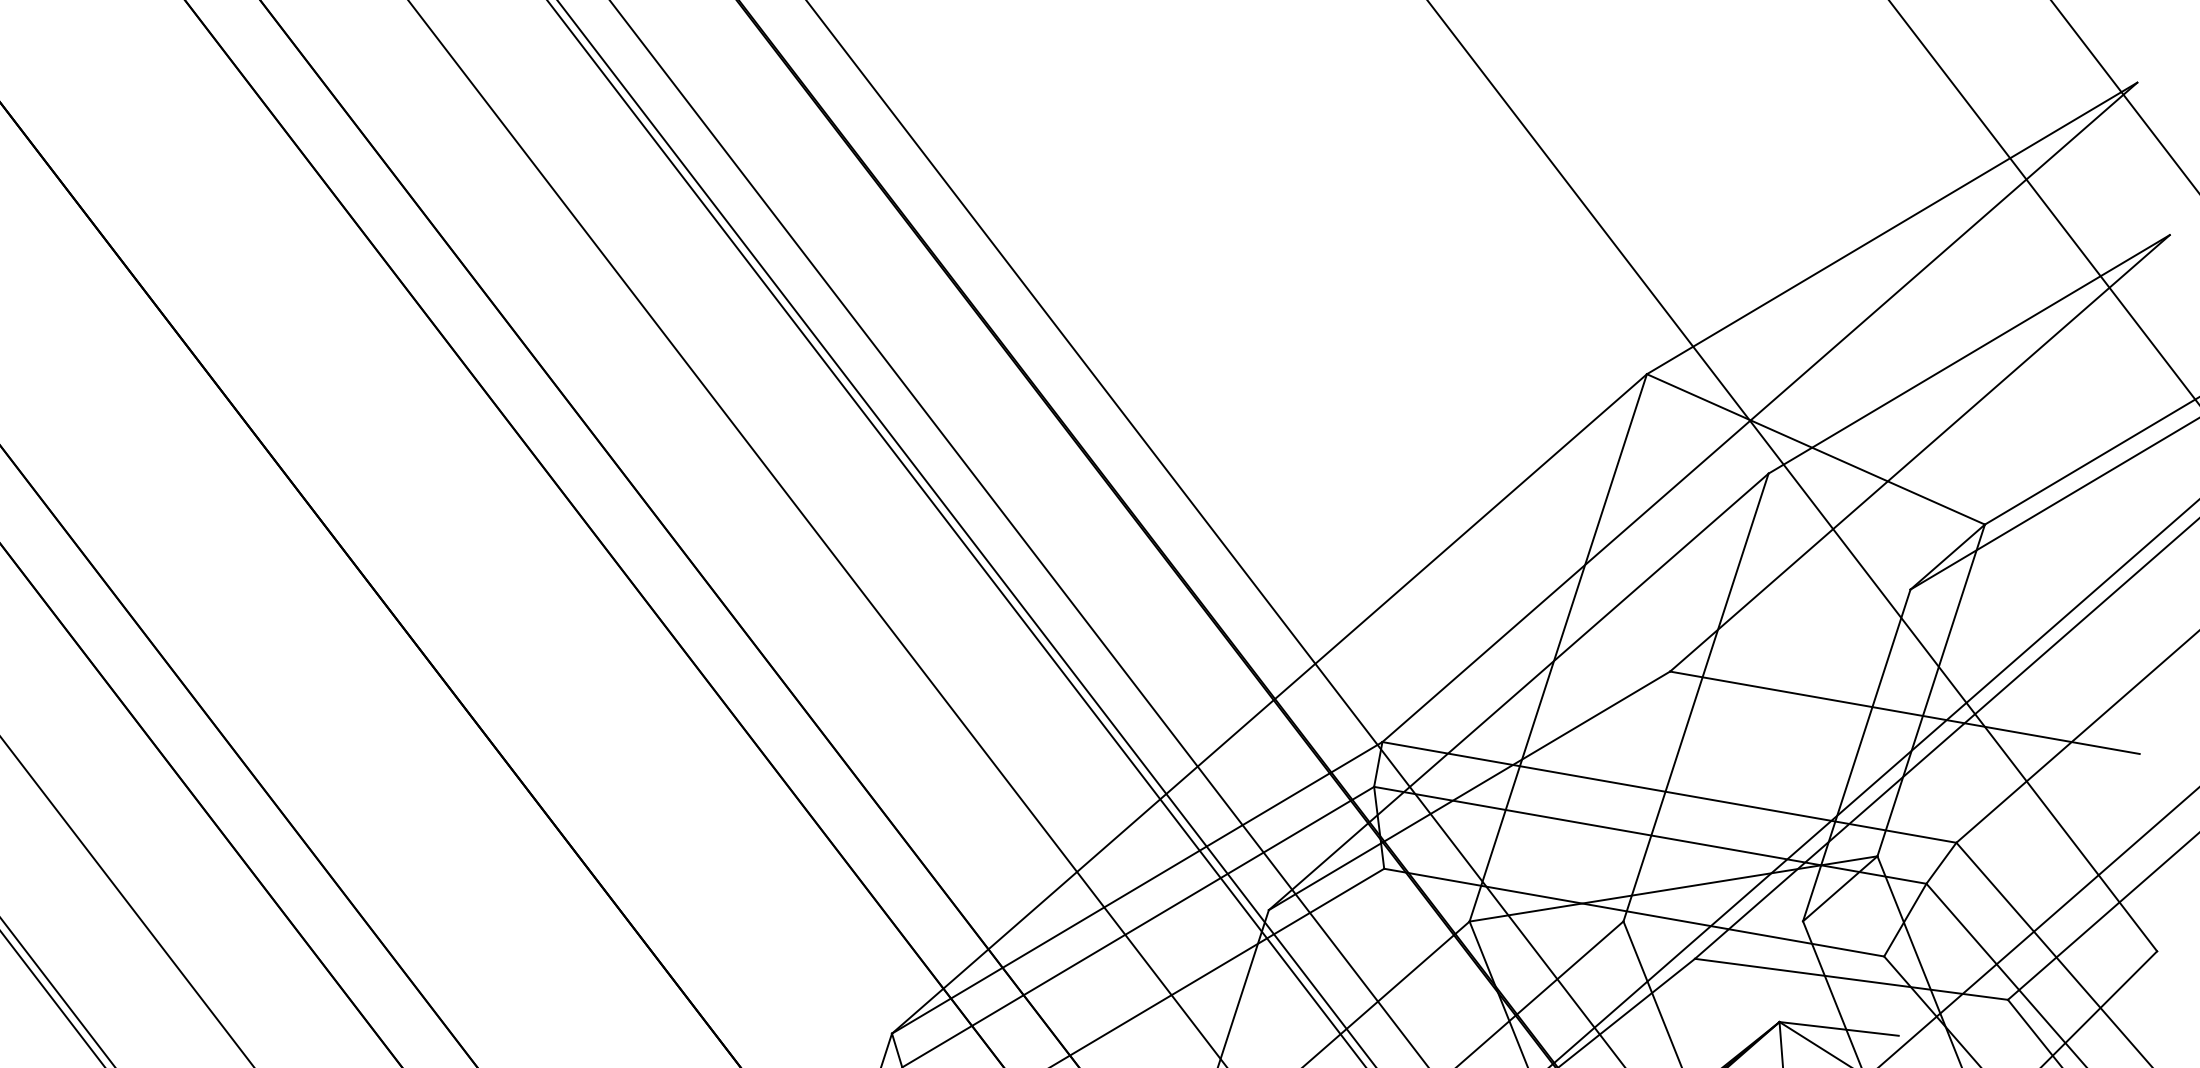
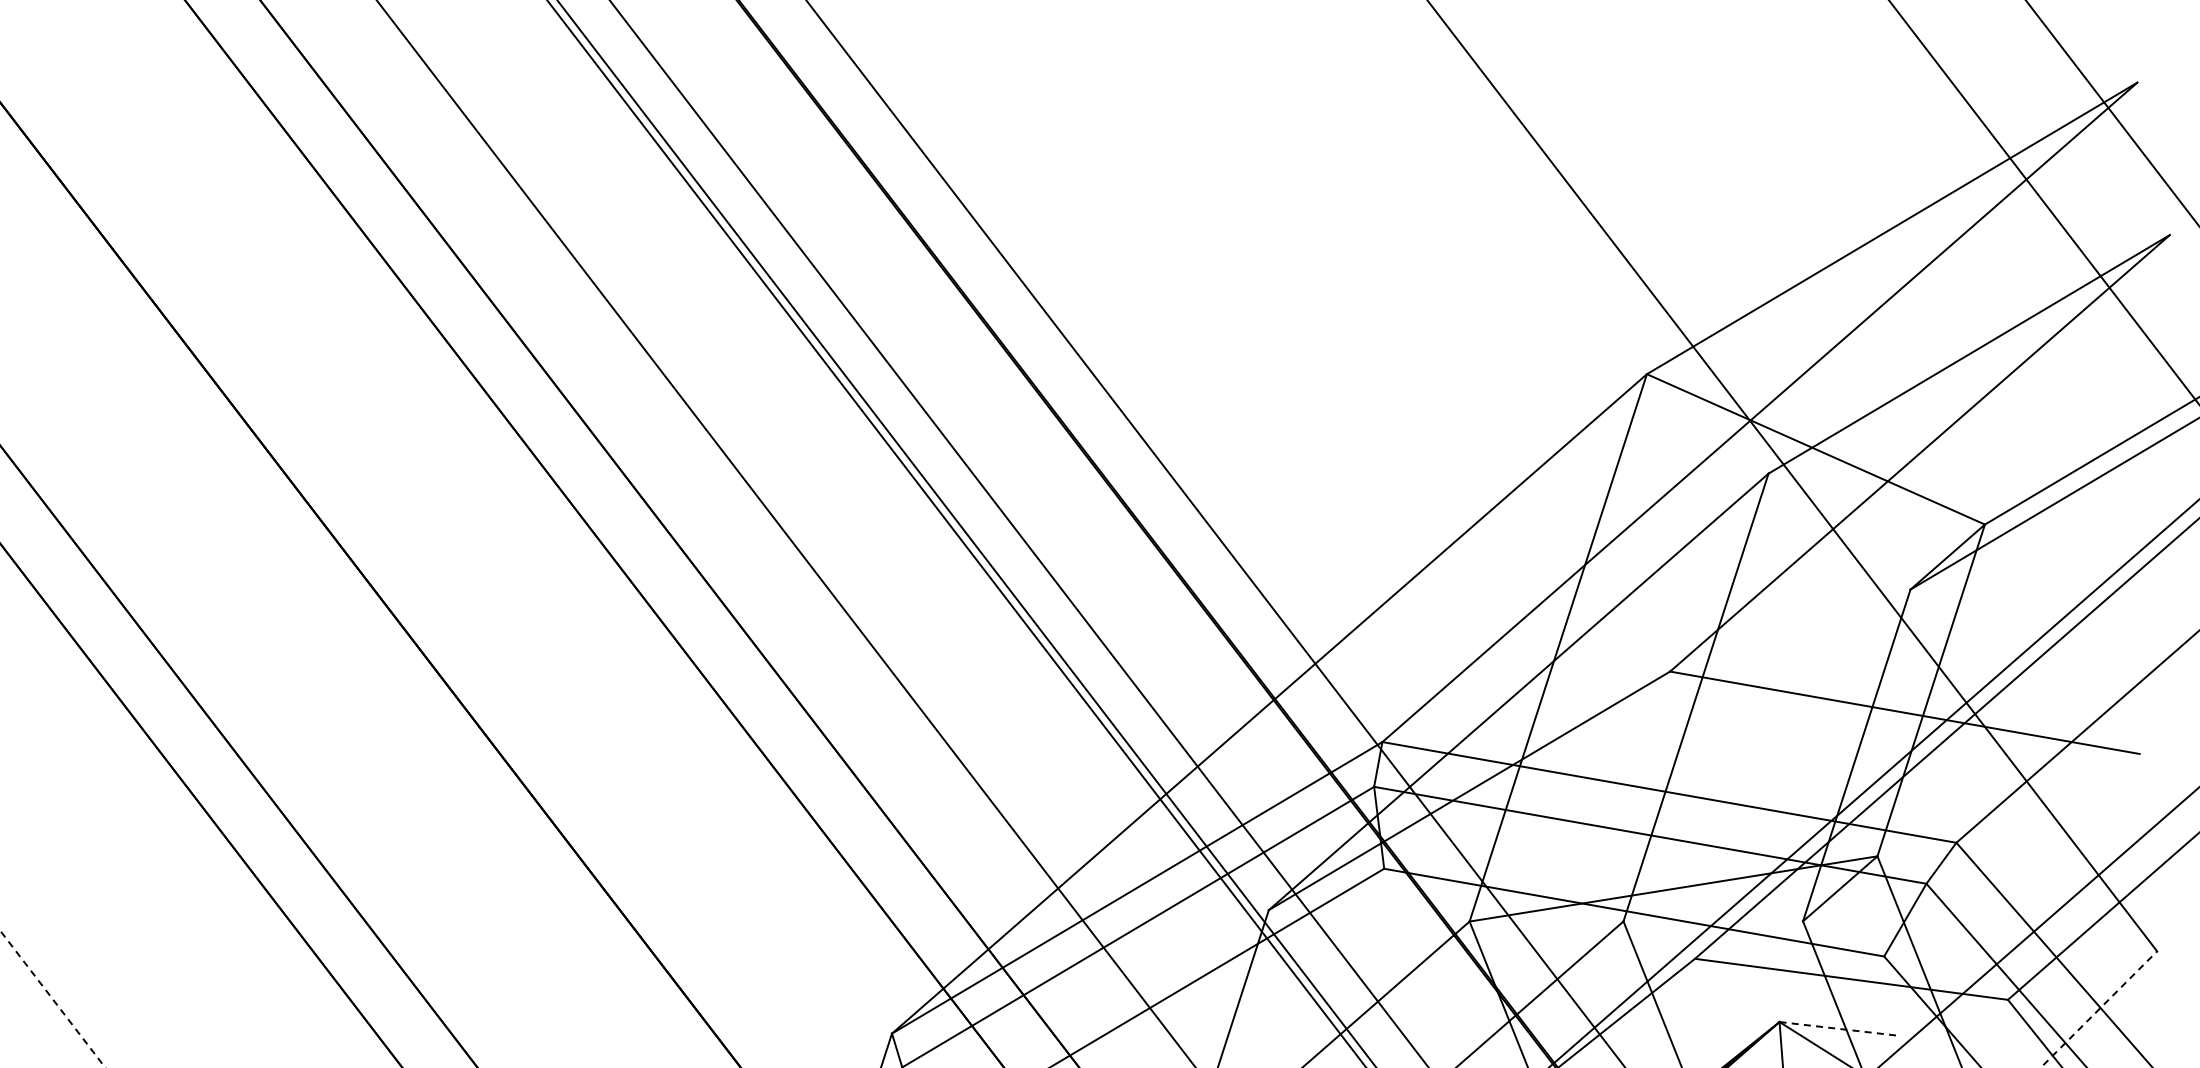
line position: (2124, 95) -> (2111, 112) (2111, 112)
line position: (816, 533) -> (785, 533) (785, 533)
line: present -> none (126, 901)
line: present -> none (57, 992)
line: solid -> dashed (52, 999)
line: solid -> dashed (2099, 1009)
line: solid -> dashed (1839, 1028)
